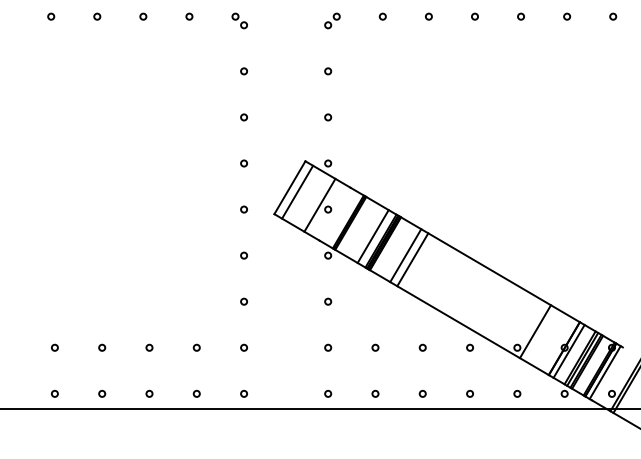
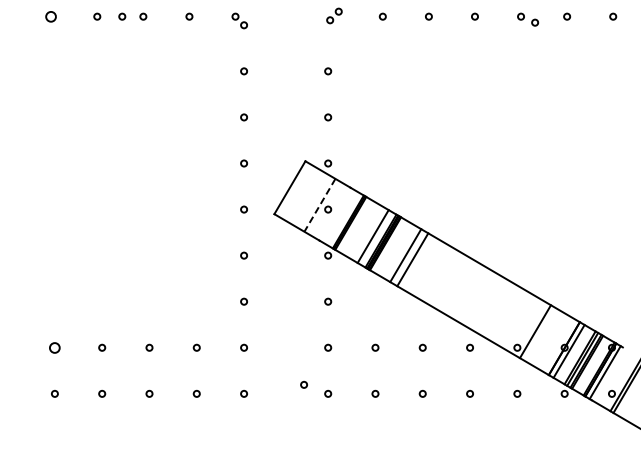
circle size: 9x9 px -> 12x12 px (50, 16)
circle: none -> present (122, 16)
part position: (332, 20) -> (334, 15) (334, 15)
circle: none -> present (535, 22)
line: present -> none (297, 191)
line: solid -> dashed (319, 205)
circle size: 8x9 px -> 12x12 px (54, 347)
circle: none -> present (303, 384)
line: present -> none (319, 408)
